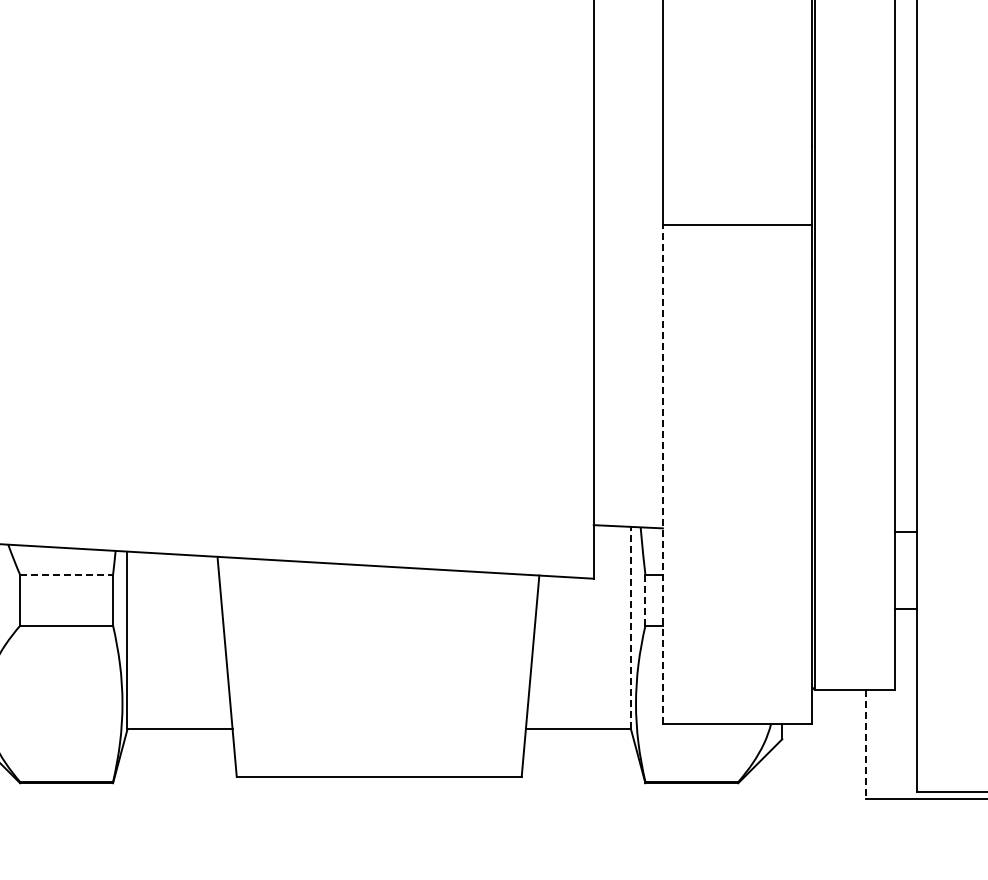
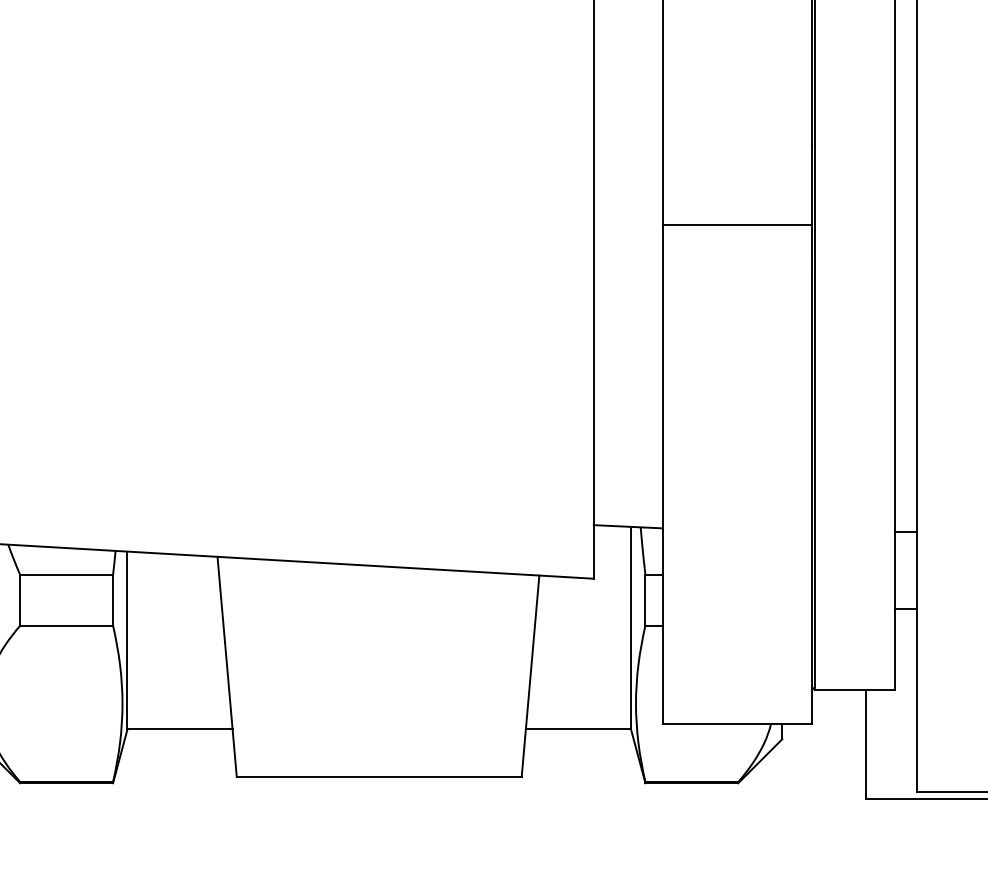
line: dashed -> solid (662, 474)
line: dashed -> solid (67, 574)
line: dashed -> solid (645, 600)
line: dashed -> solid (631, 627)
line: dashed -> solid (865, 744)
